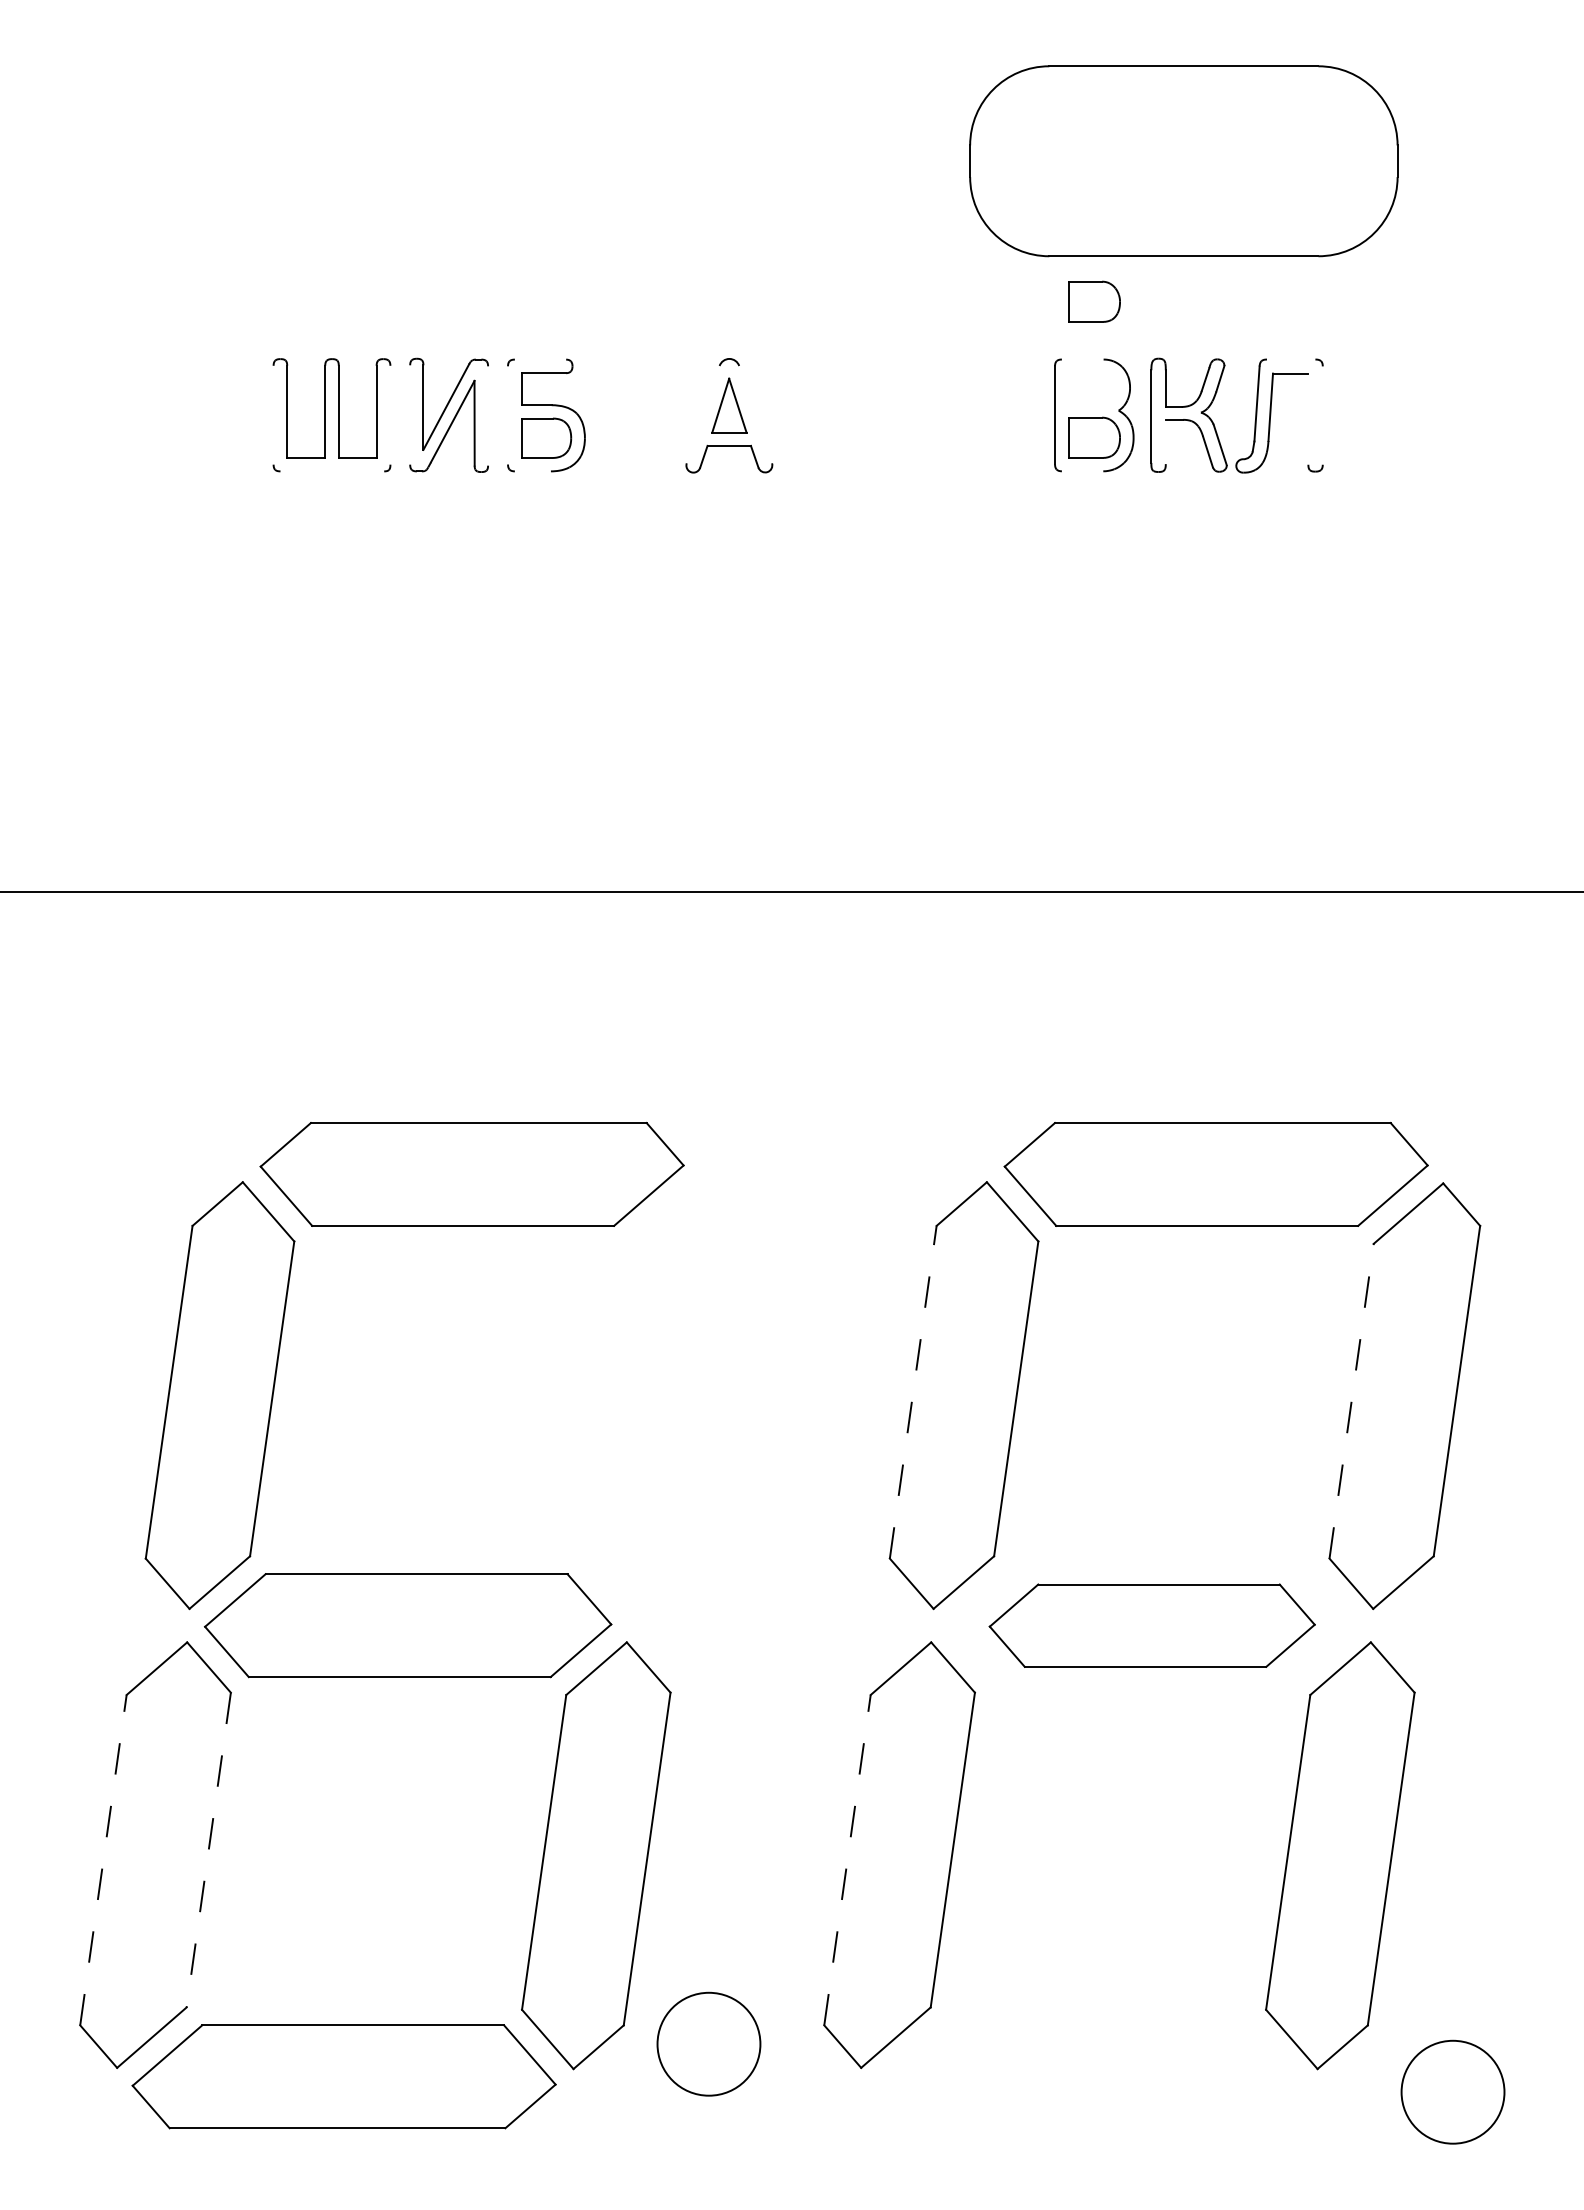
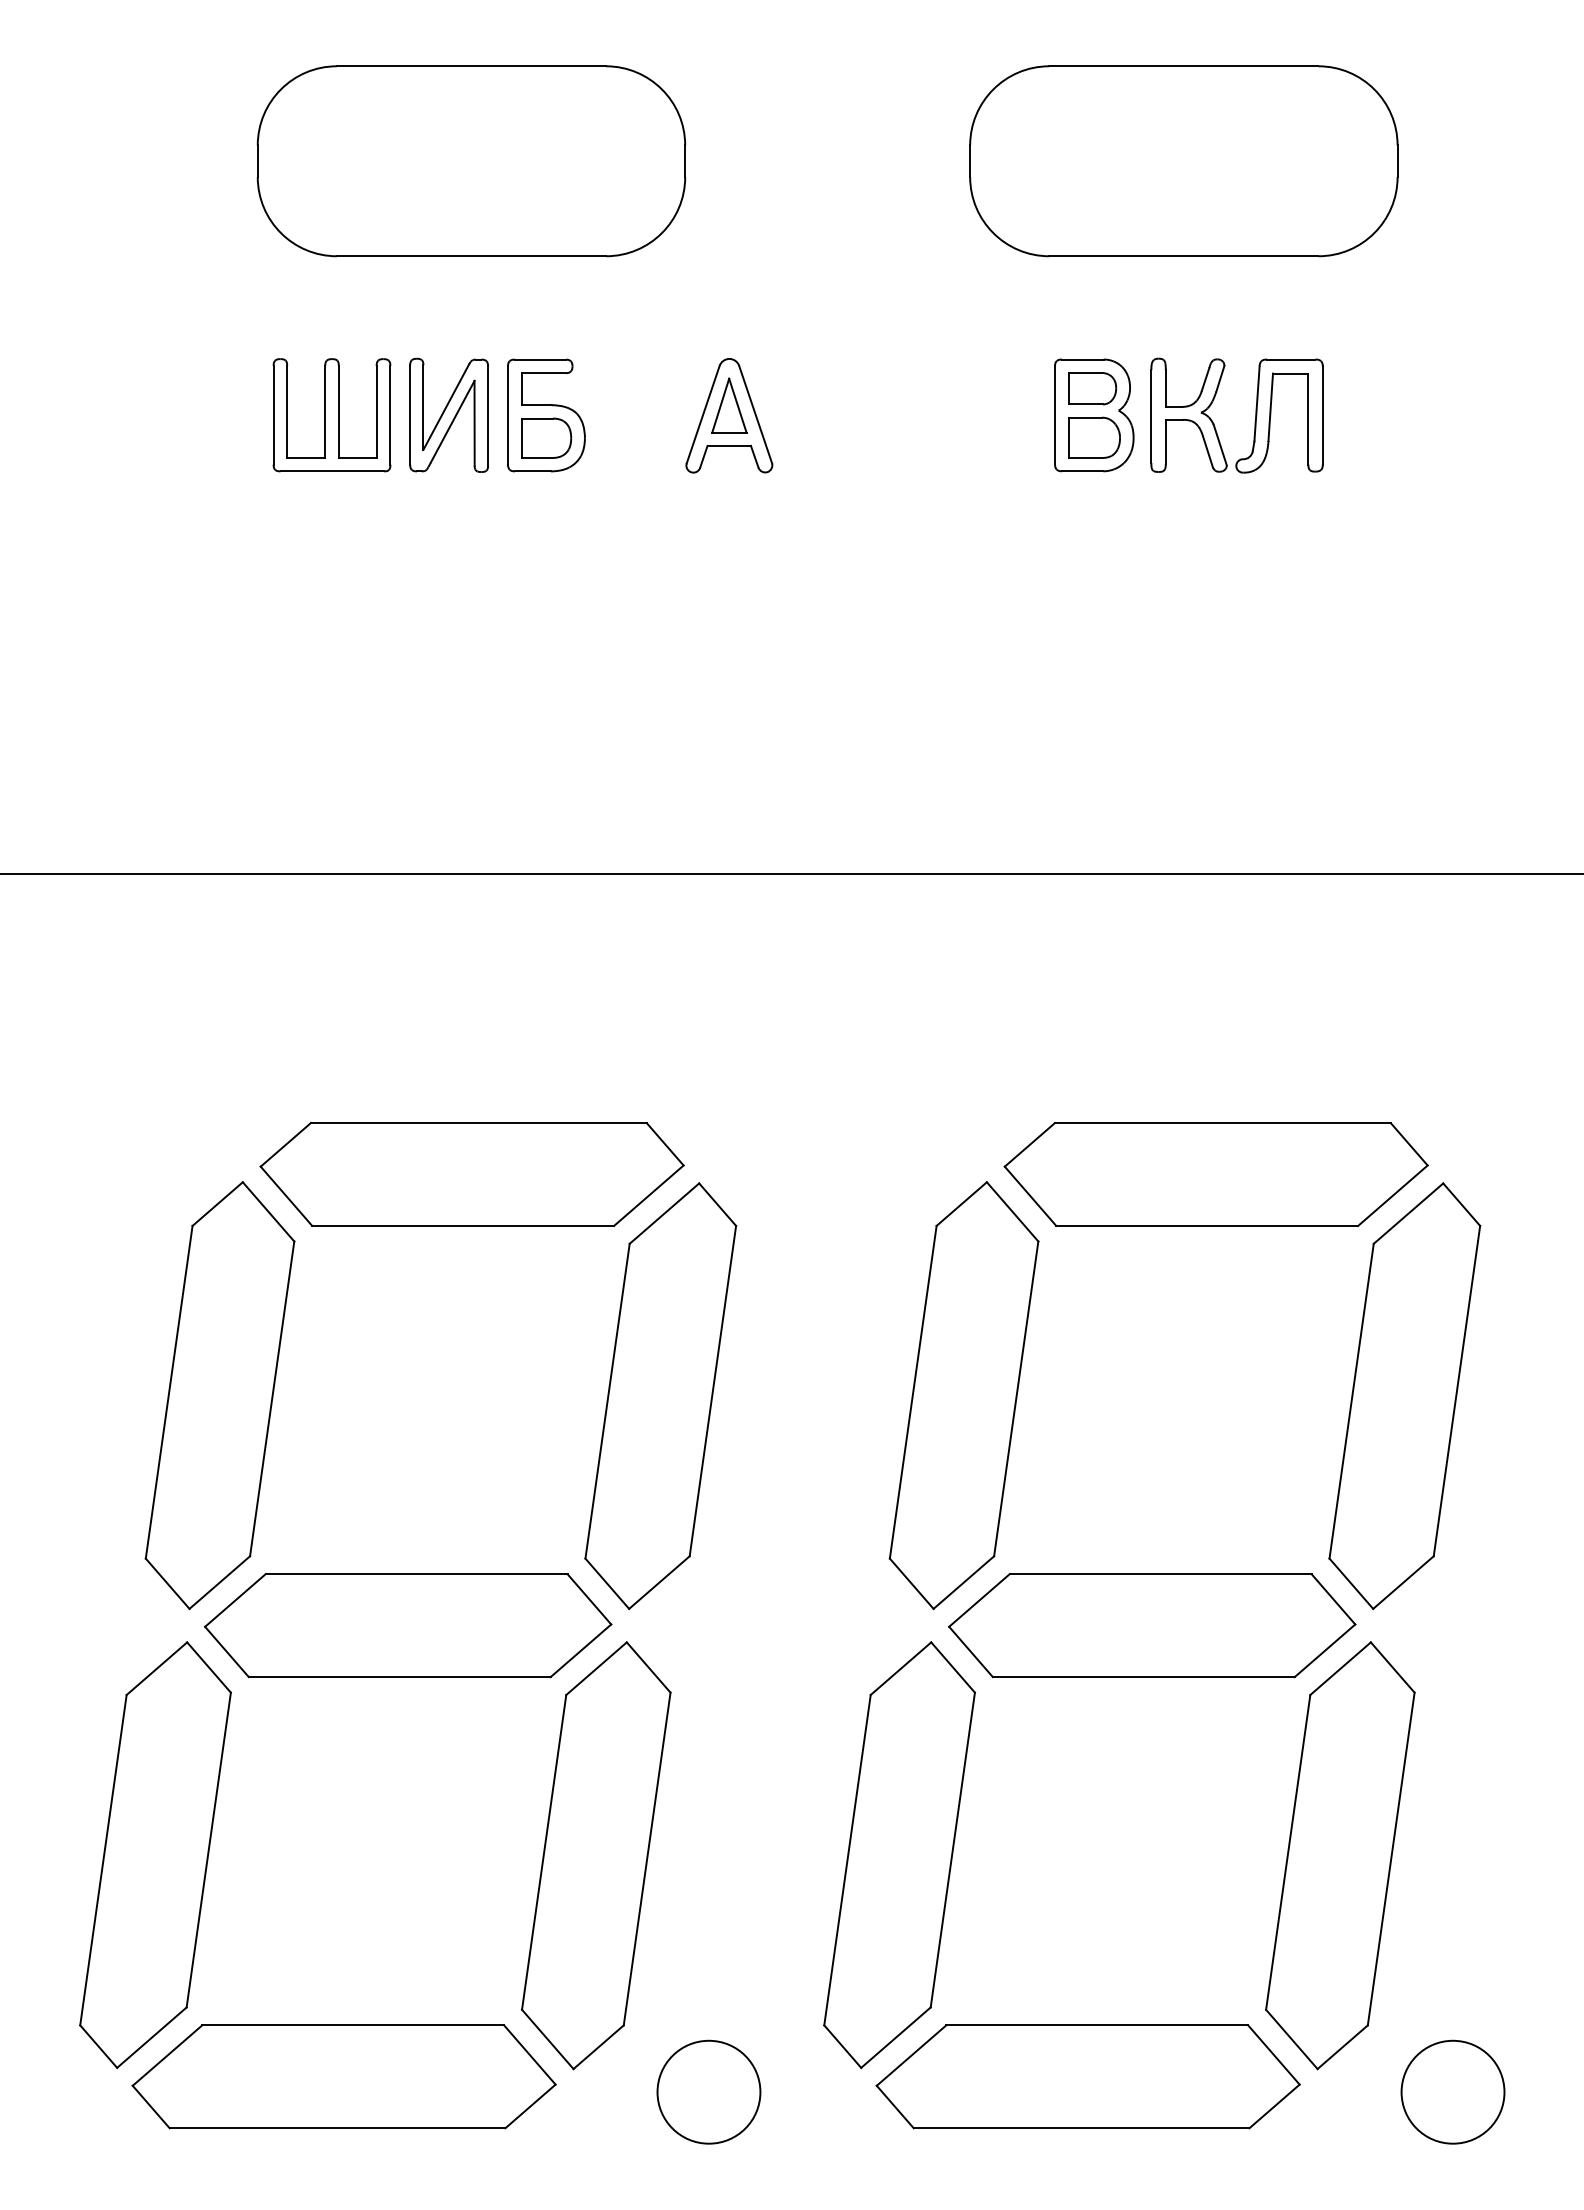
part: none -> present (471, 161)
part: present -> none (1094, 301)
line: none -> present (540, 359)
line: none -> present (1082, 359)
line: none -> present (1290, 359)
part: none -> present (1092, 388)
line: none -> present (273, 414)
line: none -> present (390, 414)
line: none -> present (410, 414)
line: none -> present (702, 414)
line: none -> present (755, 414)
line: none -> present (488, 415)
line: none -> present (508, 415)
line: none -> present (1322, 415)
line: none -> present (1308, 418)
line: none -> present (1165, 441)
line: none -> present (332, 471)
line: none -> present (532, 471)
line: none -> present (1082, 471)
line position: (791, 891) -> (791, 873) (791, 873)
line: dashed -> solid (913, 1392)
part: none -> present (660, 1395)
line: dashed -> solid (1351, 1401)
part size: 328x85 px -> 409x106 px (1152, 1625)
line: dashed -> solid (208, 1850)
line: dashed -> solid (103, 1860)
line: dashed -> solid (847, 1860)
circle position: (708, 2043) -> (708, 2091) (708, 2091)
part: none -> present (1087, 2076)
